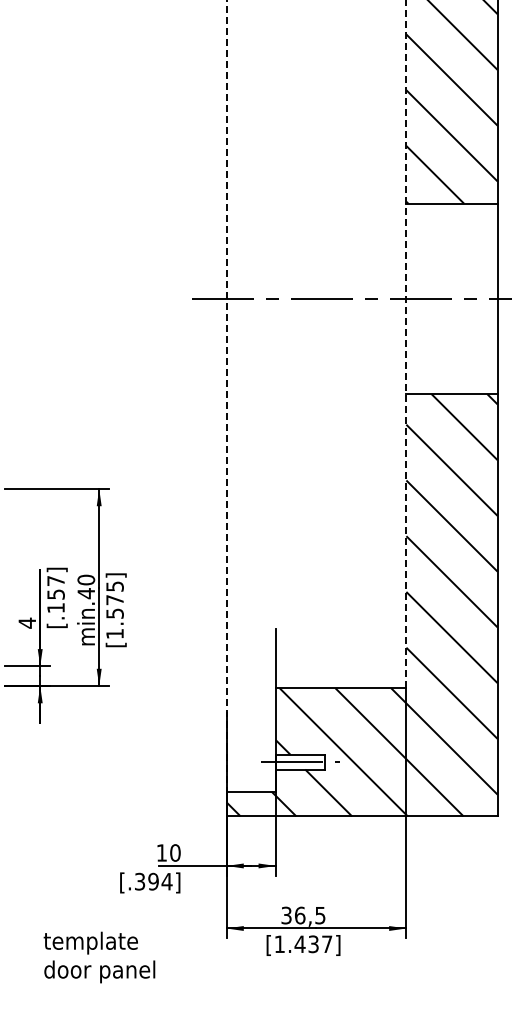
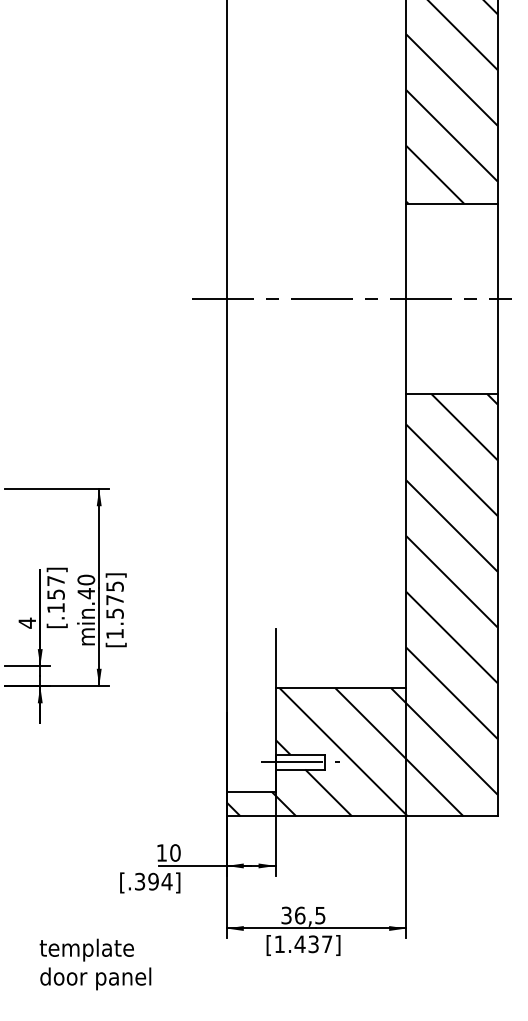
line: dashed -> solid (406, 344)
line: dashed -> solid (226, 408)
text position: (99, 957) -> (95, 964) (95, 964)
